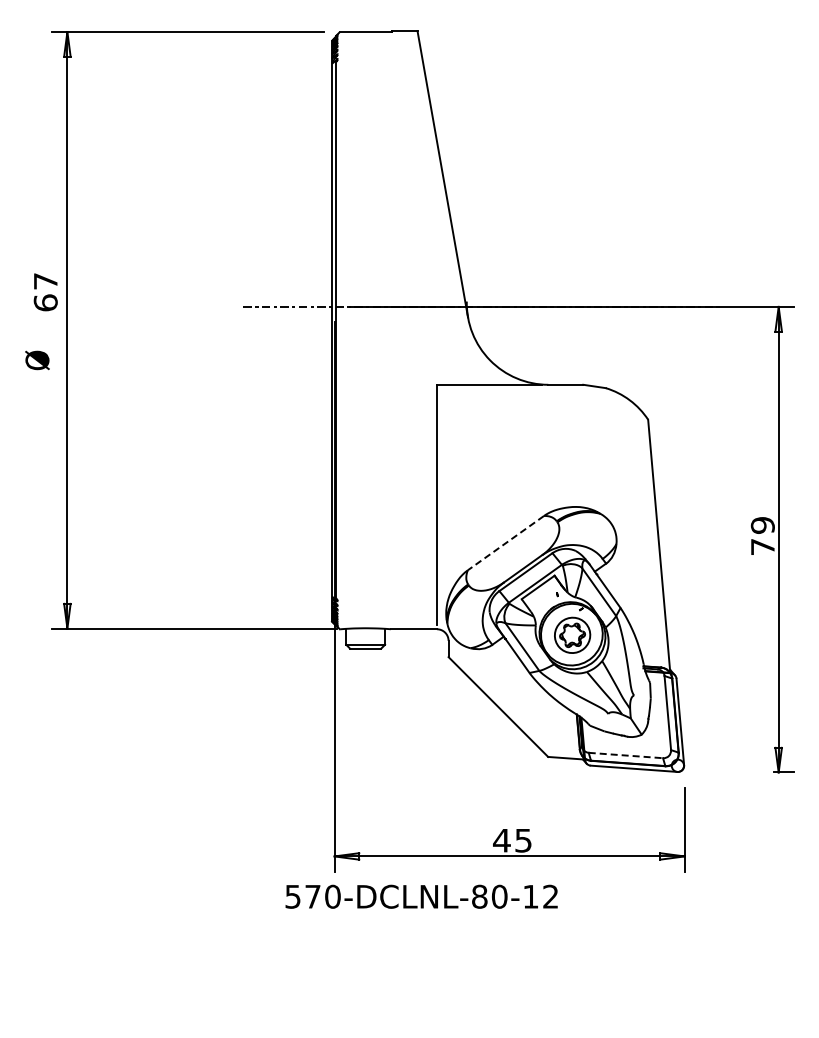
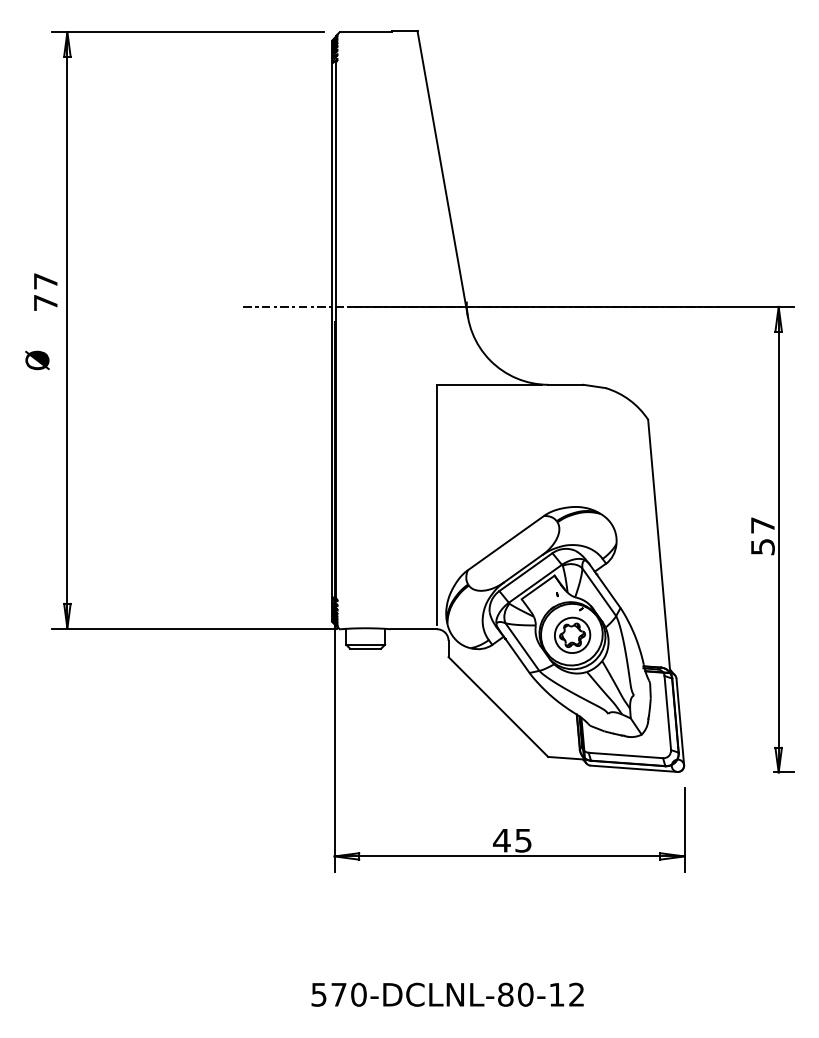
text: 67 -> 77 (45, 302)
text: 79 -> 57 (762, 536)
line: dashed -> solid (505, 543)
line: dashed -> solid (626, 755)
text position: (421, 896) -> (447, 994) (447, 994)
